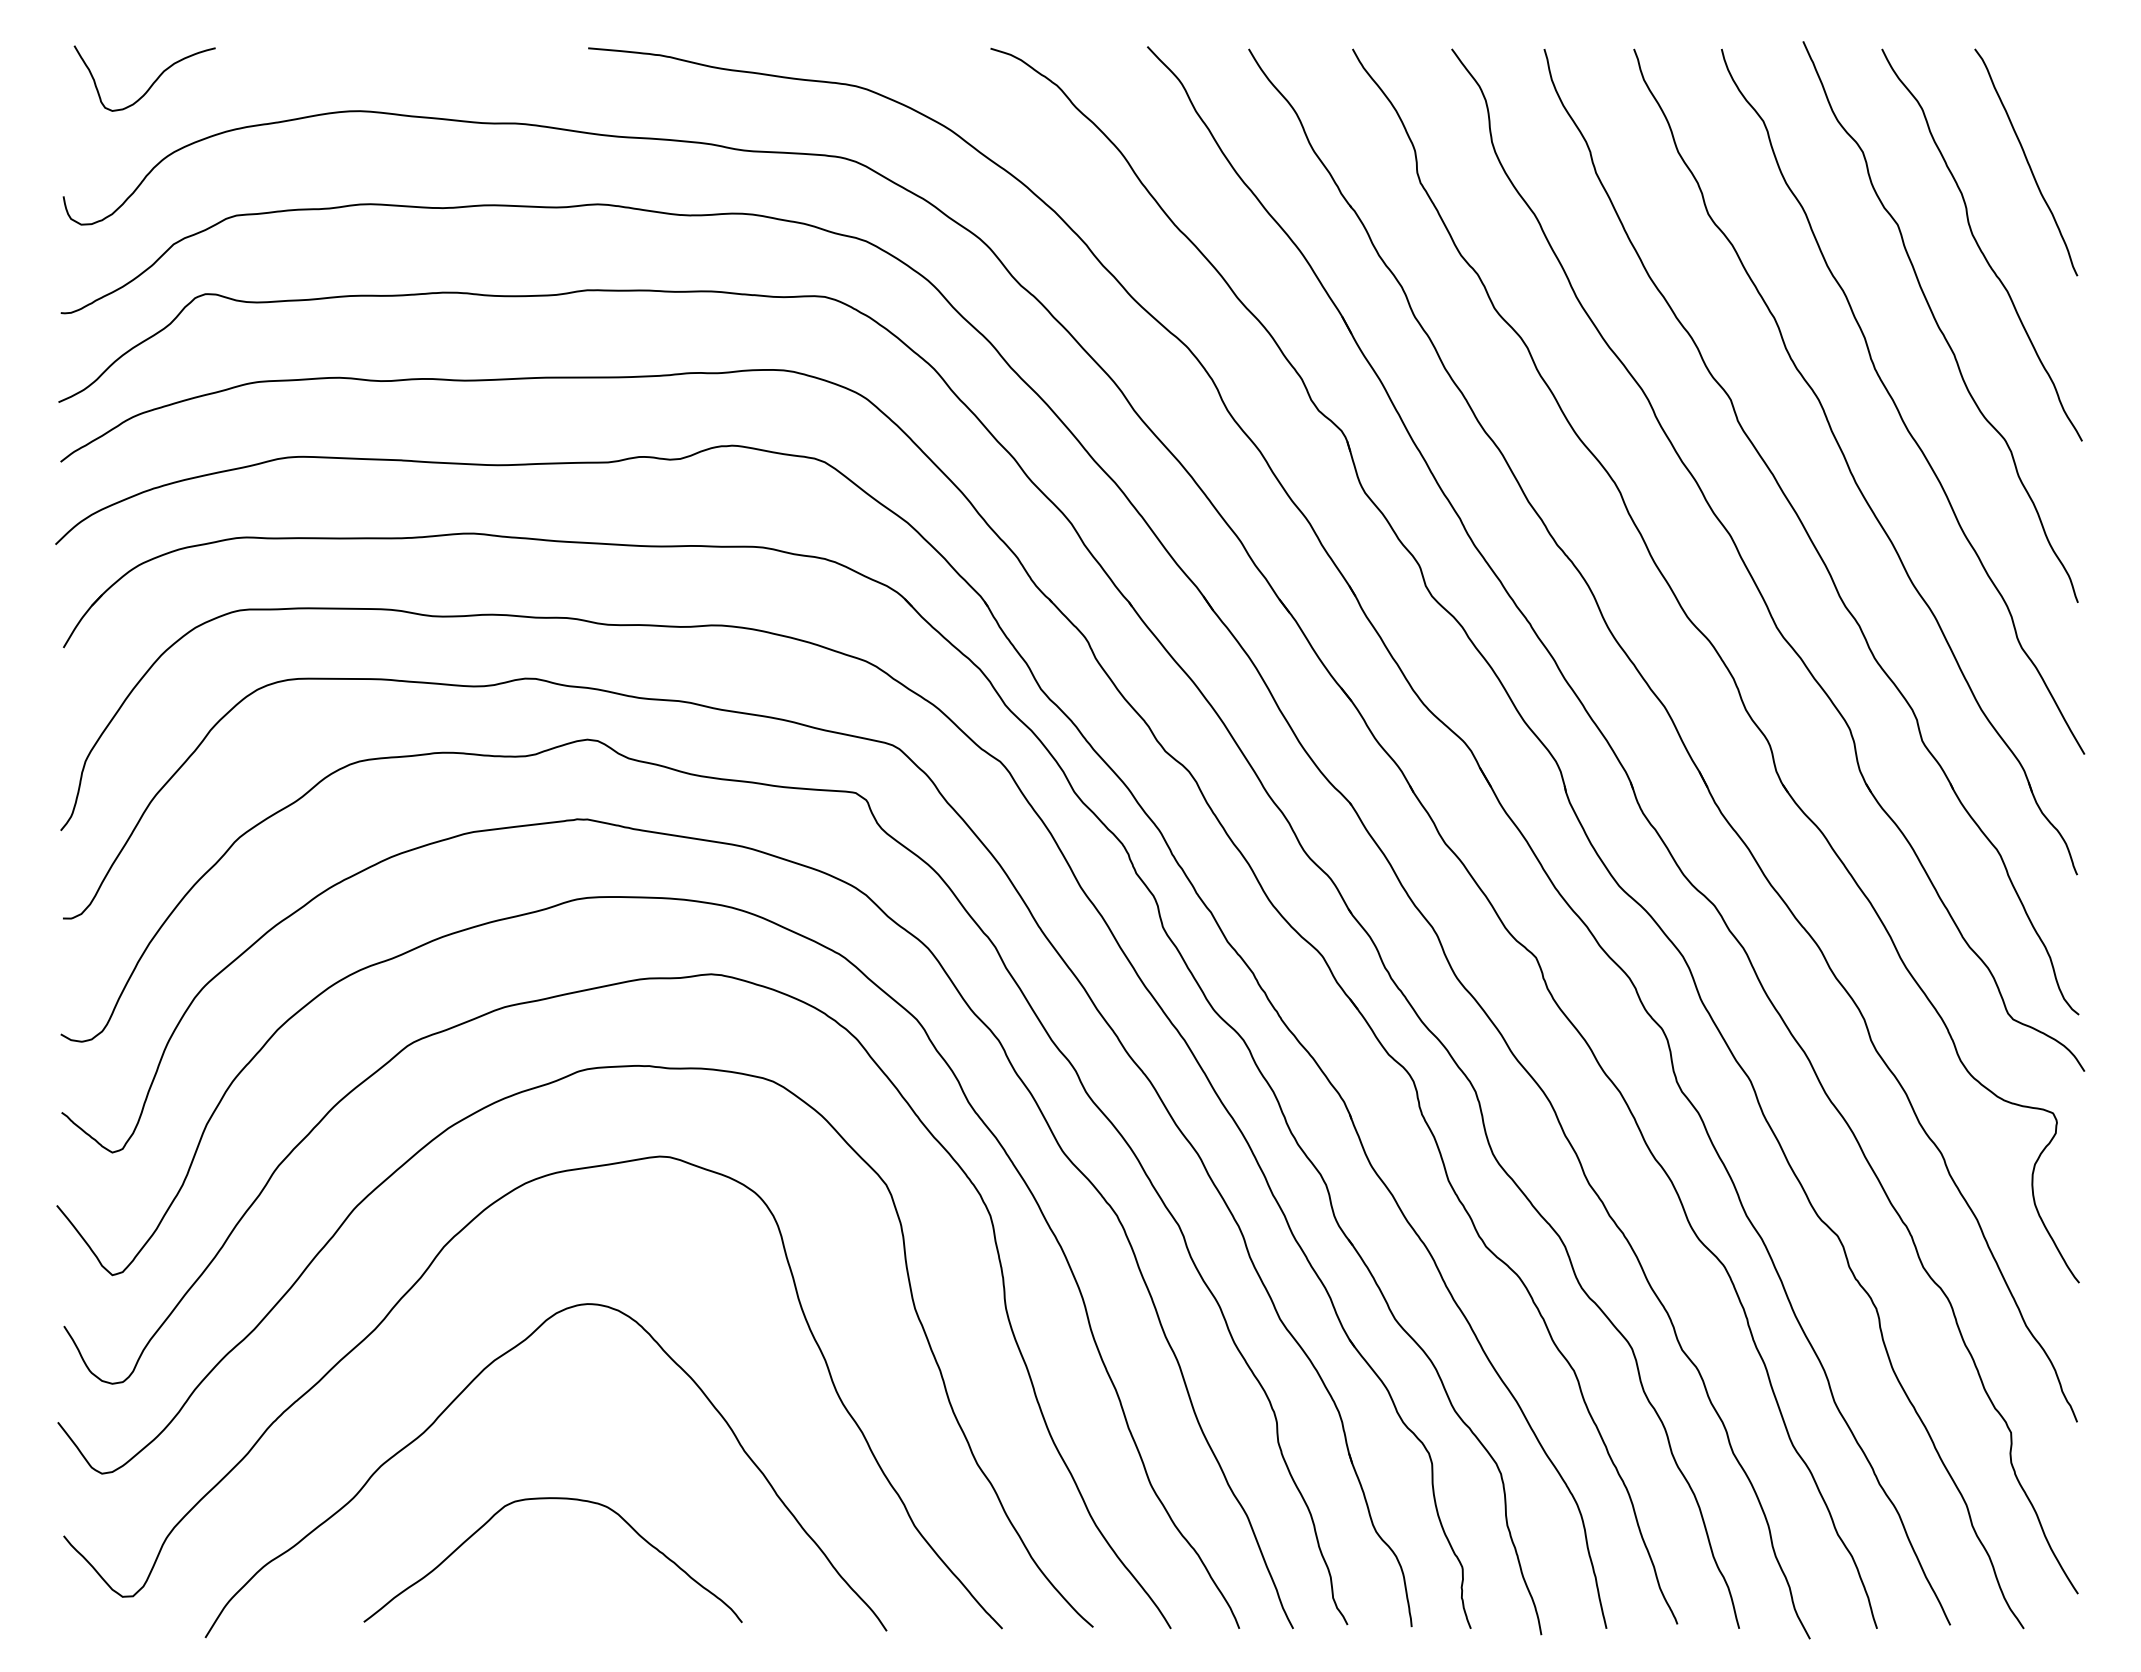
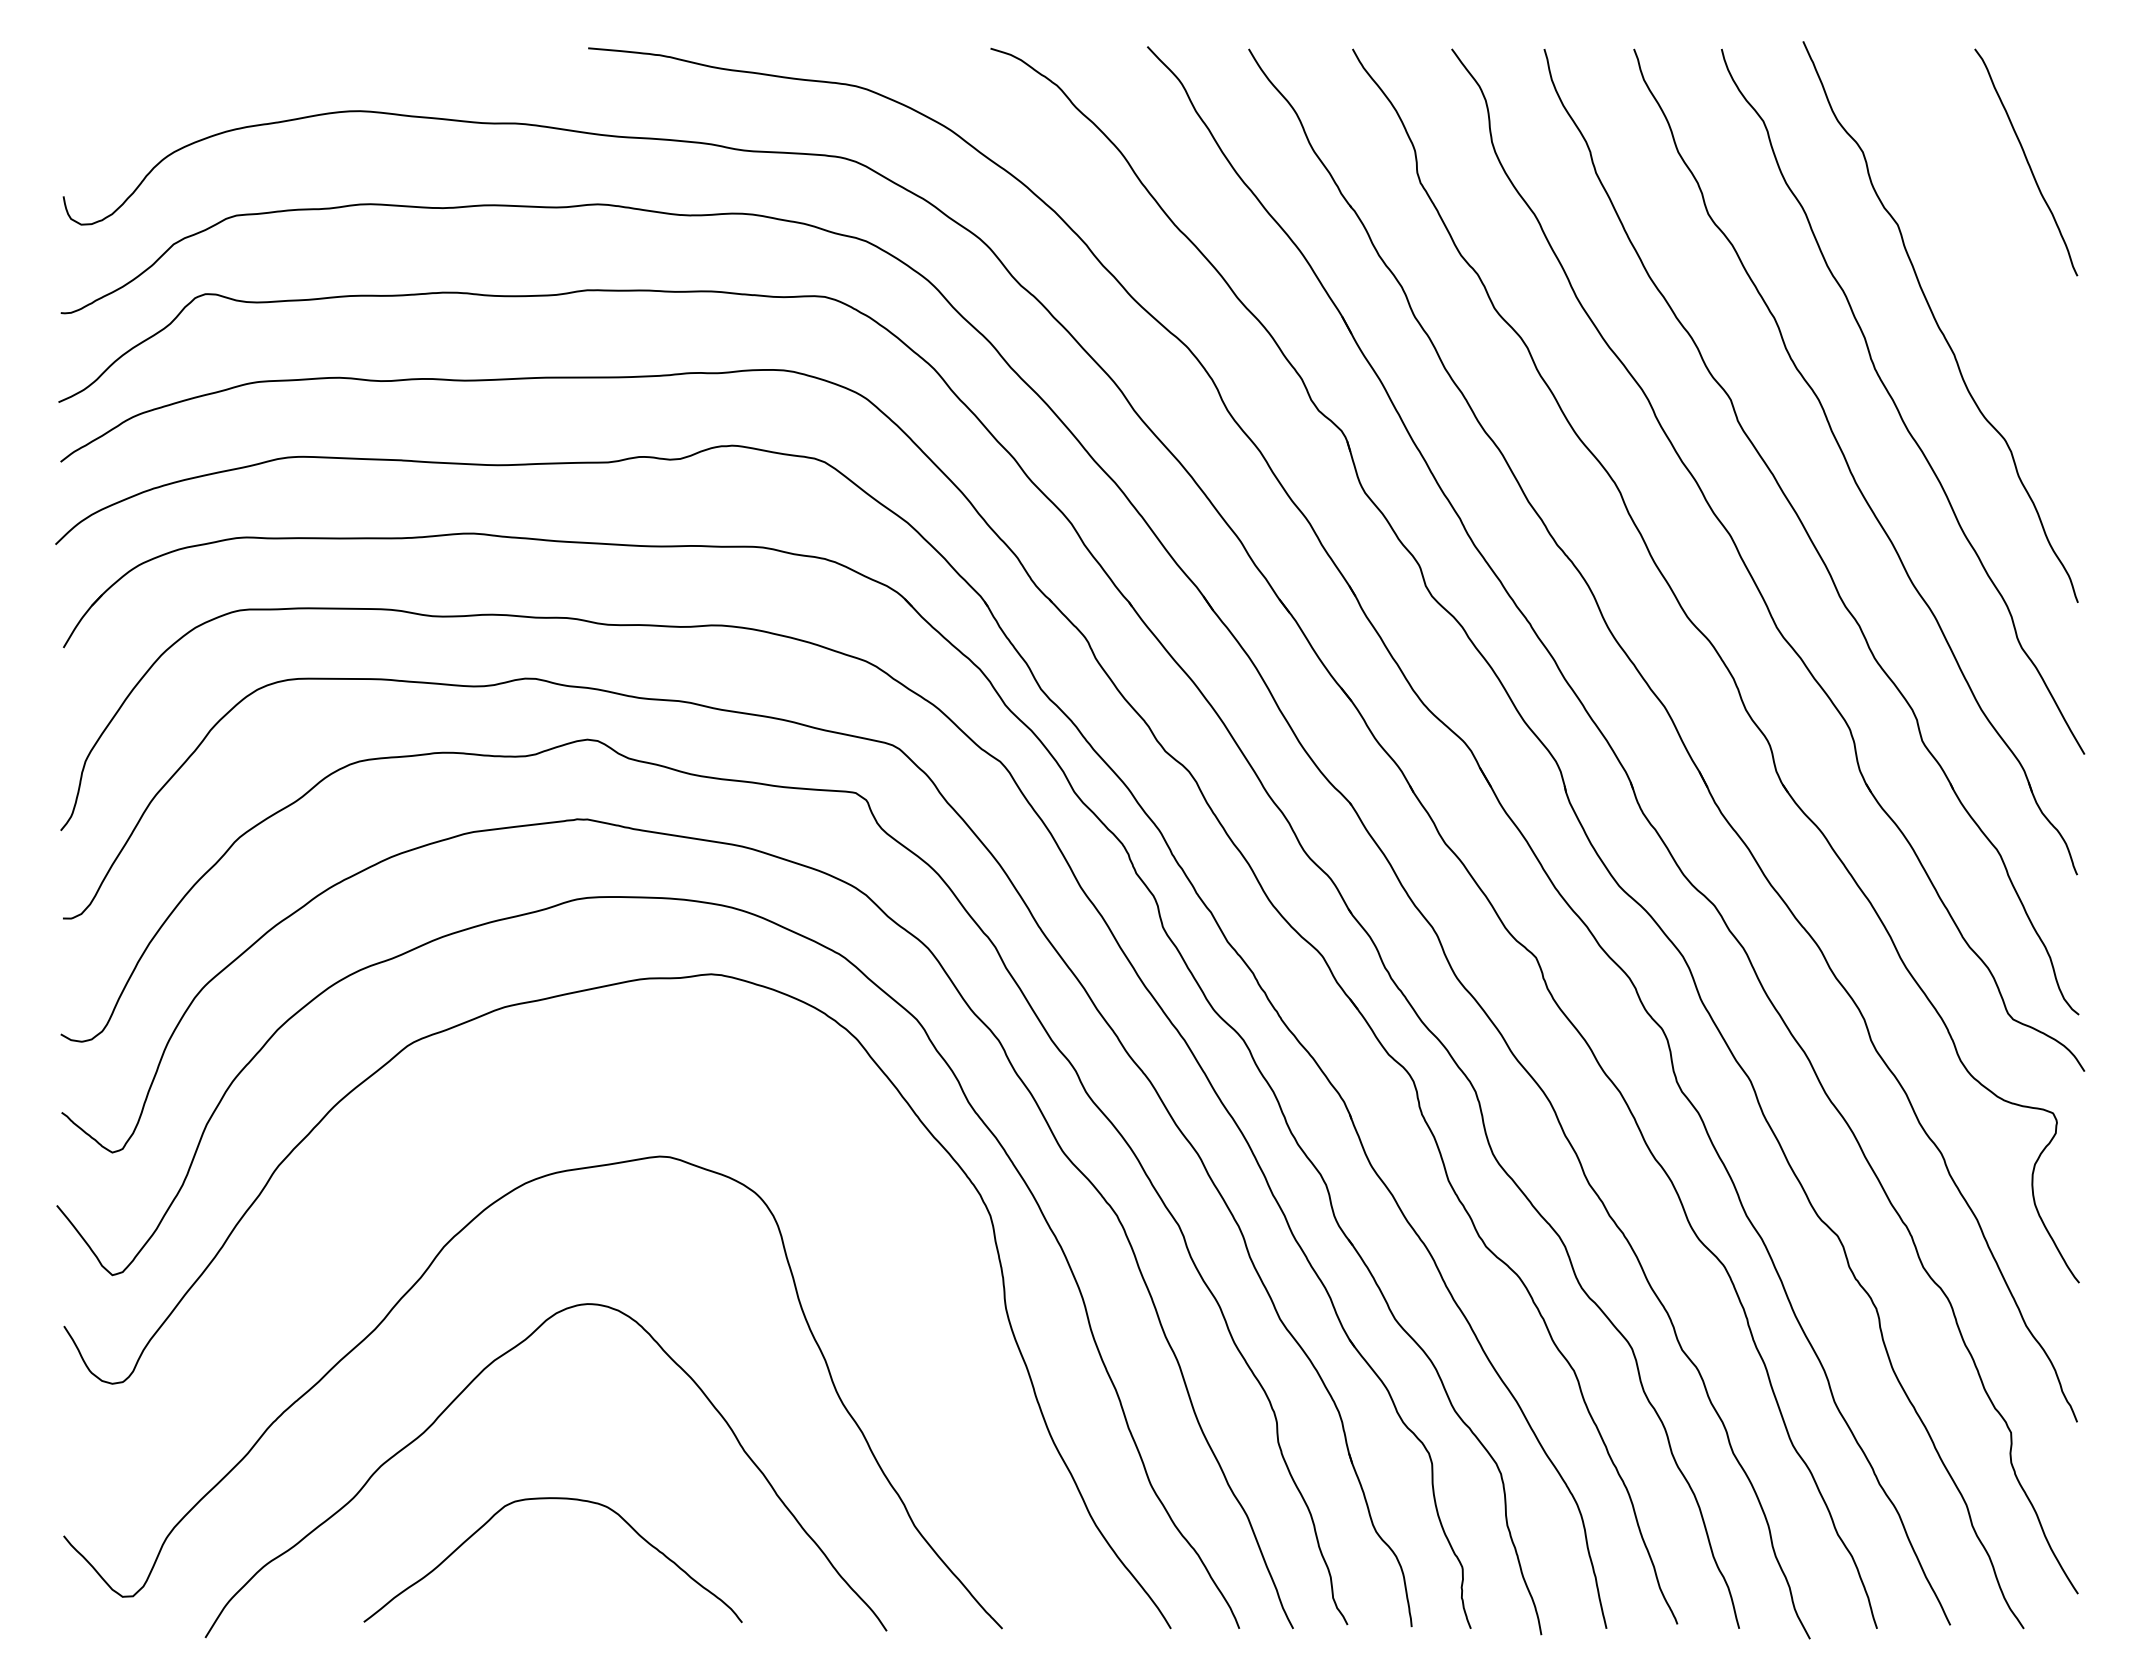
curve: present -> none (151, 84)
curve: present -> none (1979, 245)
curve: present -> none (412, 1158)
